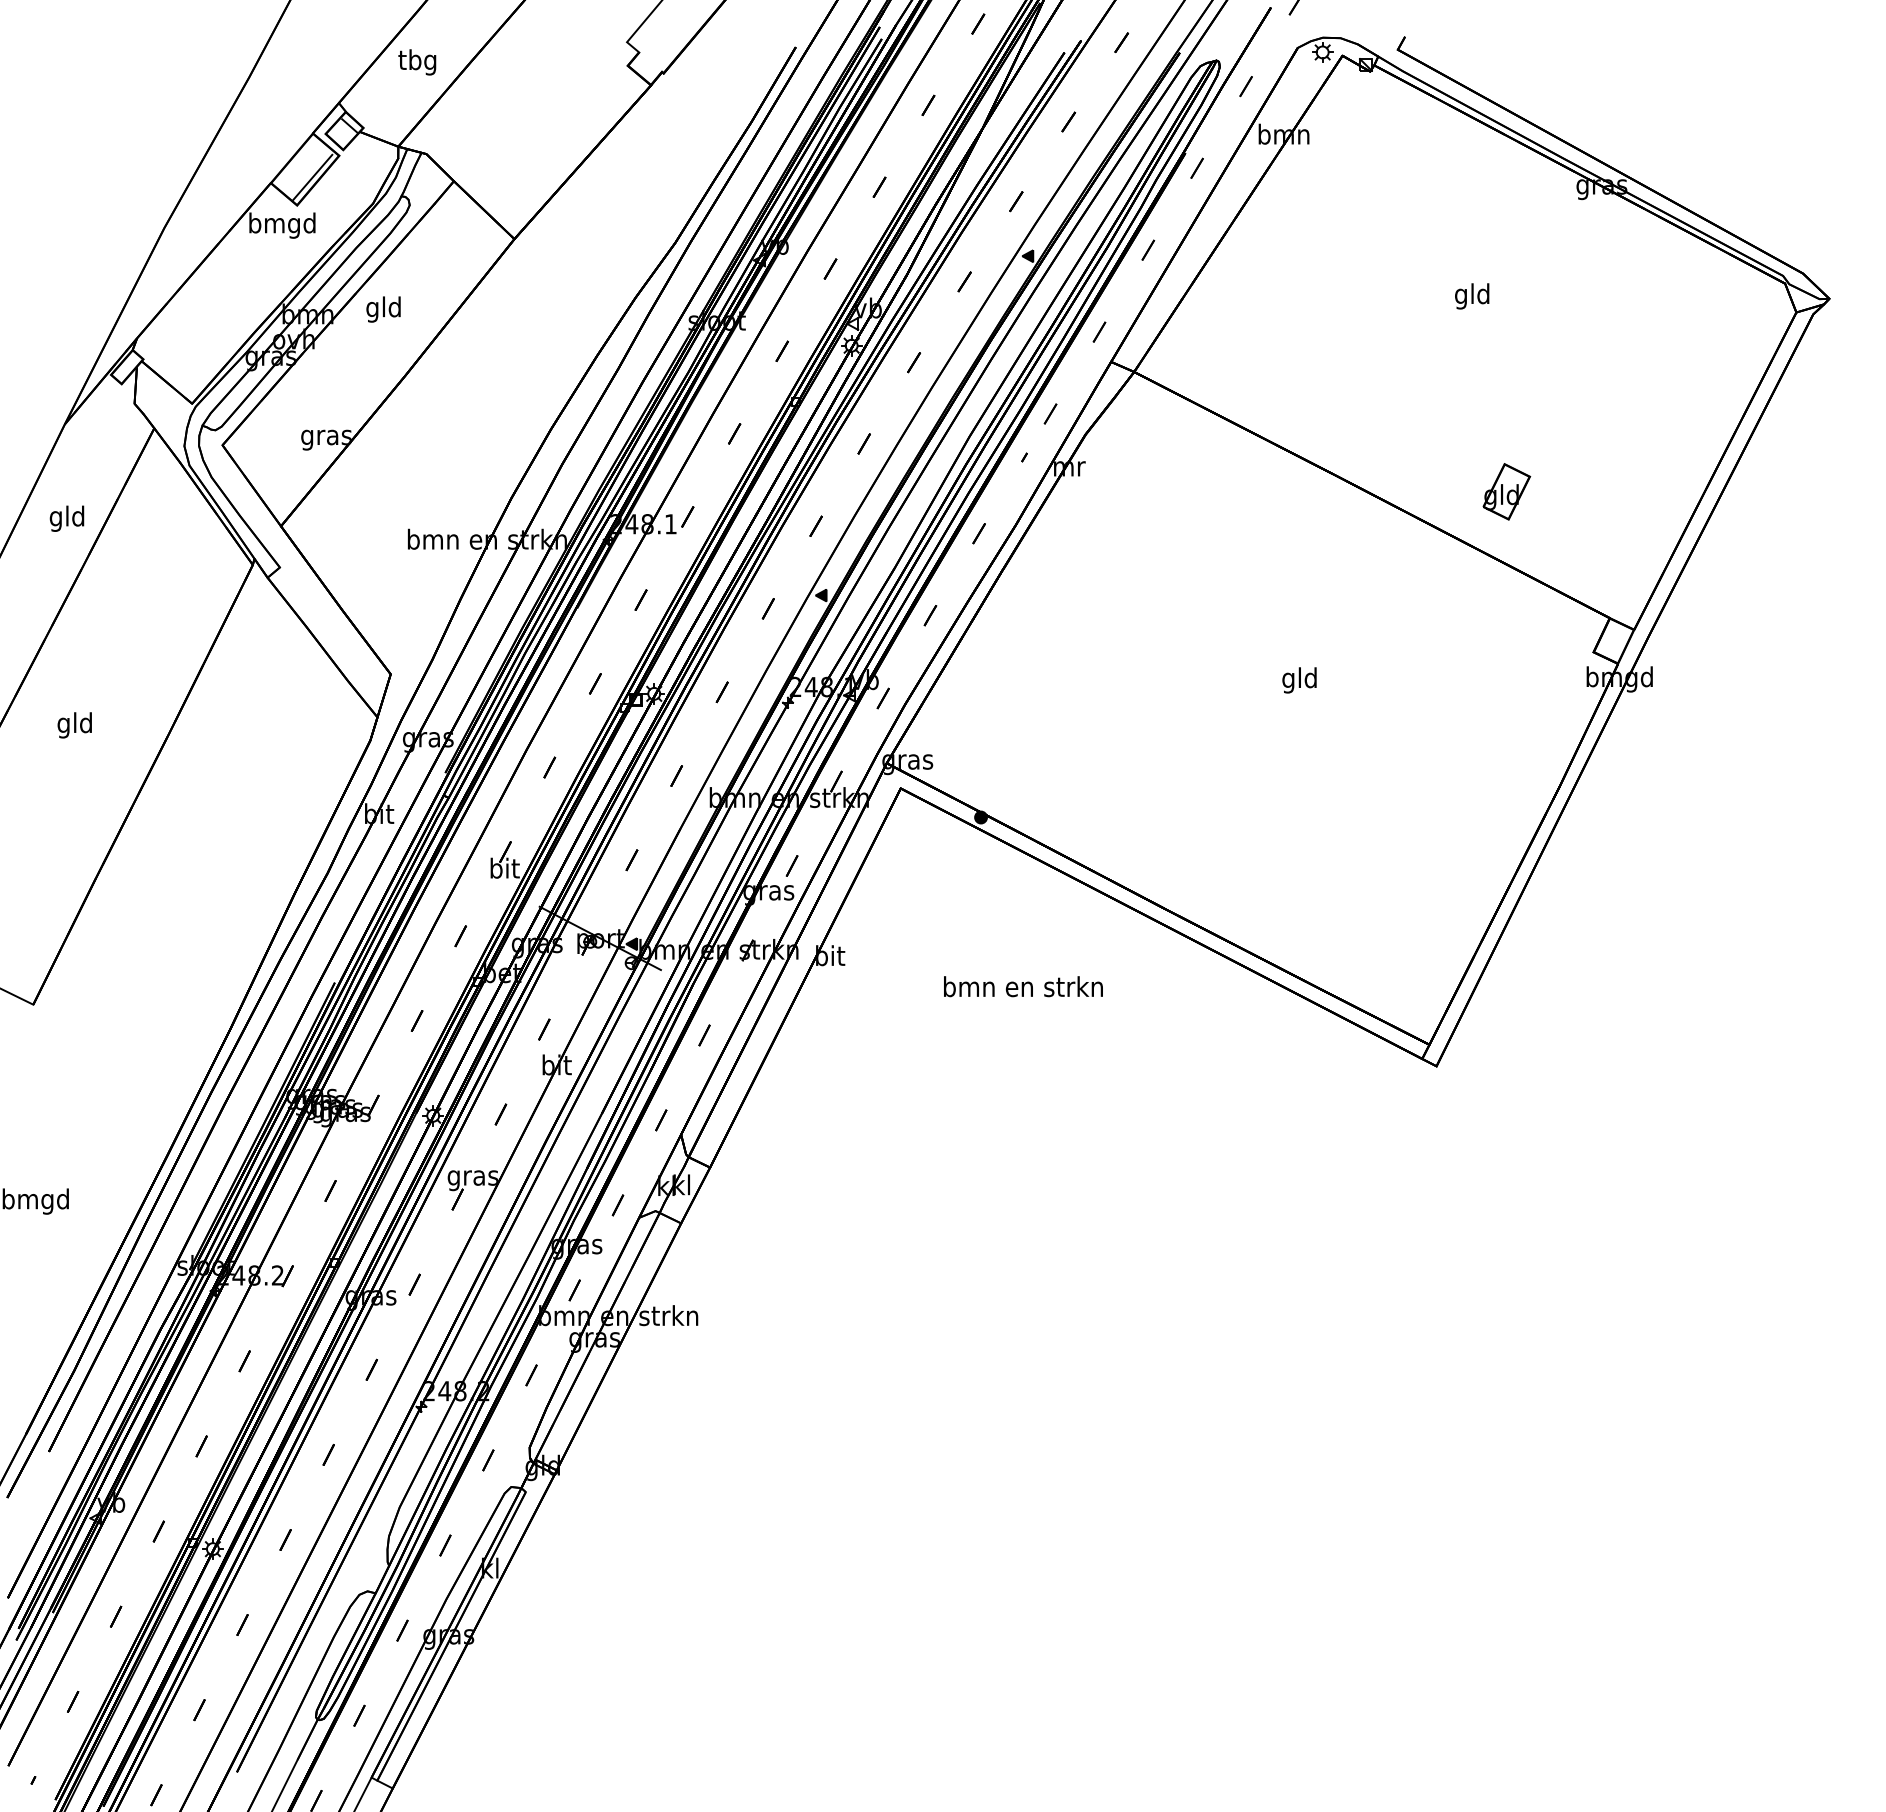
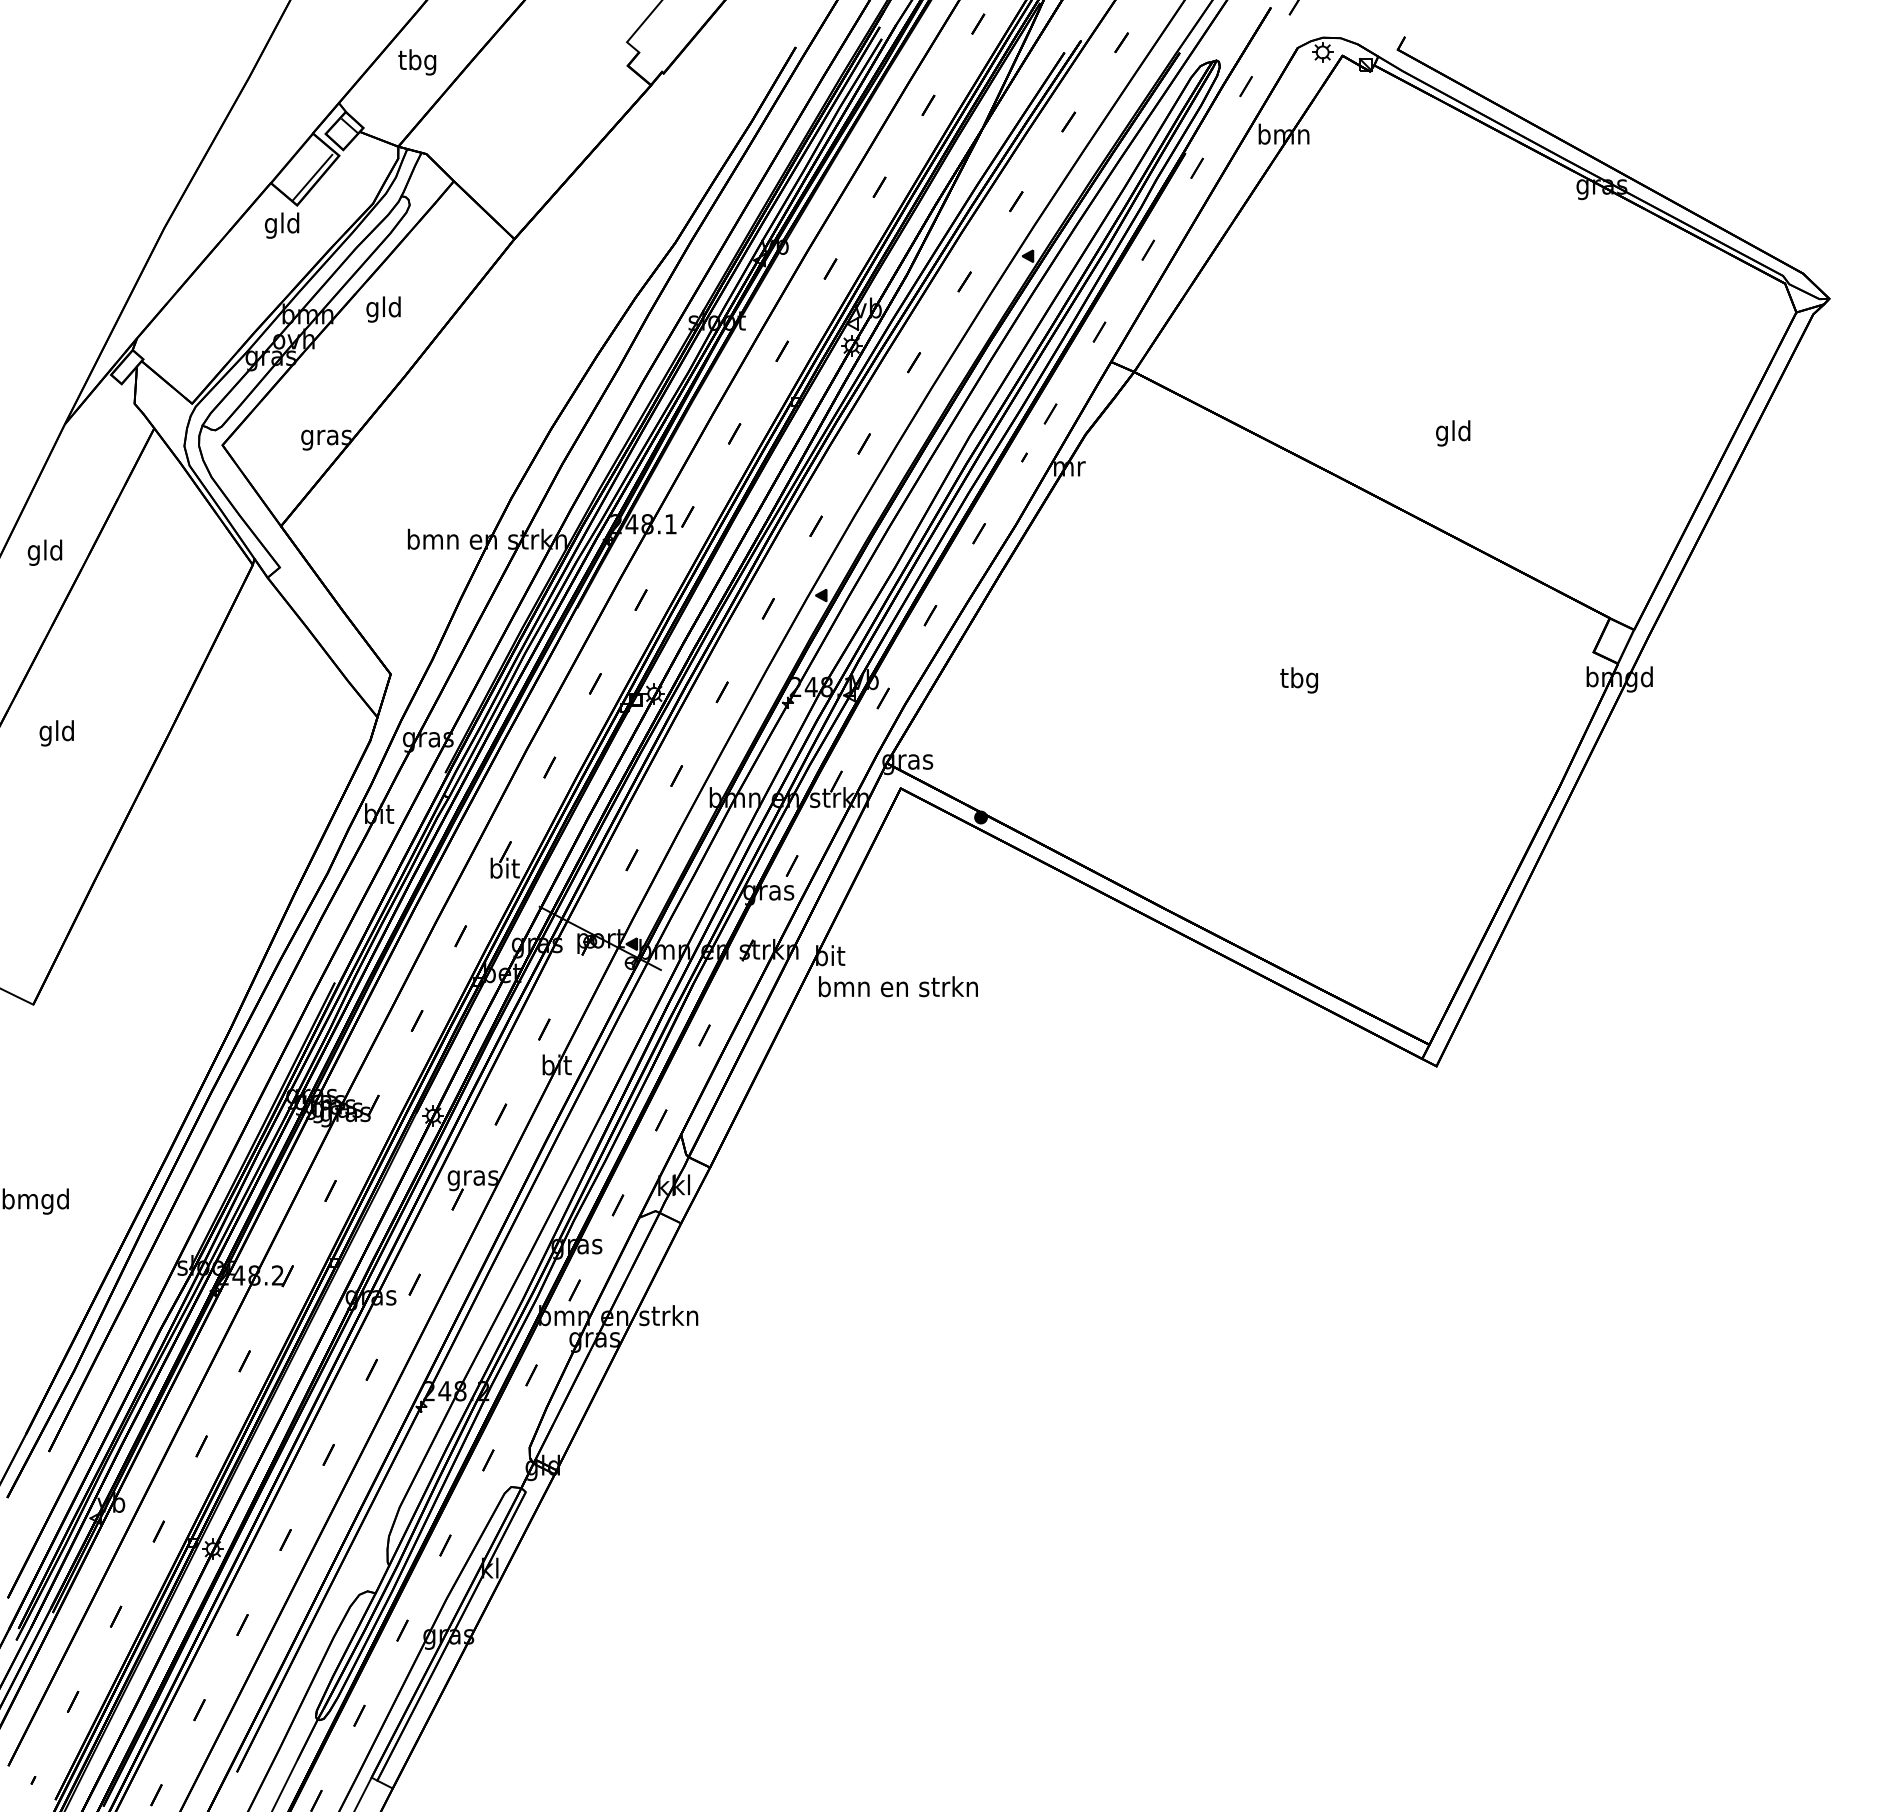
text: bmgd -> gld (282, 225)
text position: (1472, 296) -> (1453, 433) (1453, 433)
part: present -> none (1506, 491)
text position: (66, 518) -> (44, 552) (44, 552)
text: gld -> tbg (1298, 680)
text position: (74, 725) -> (56, 733) (56, 733)
text position: (1023, 986) -> (898, 986) (898, 986)
